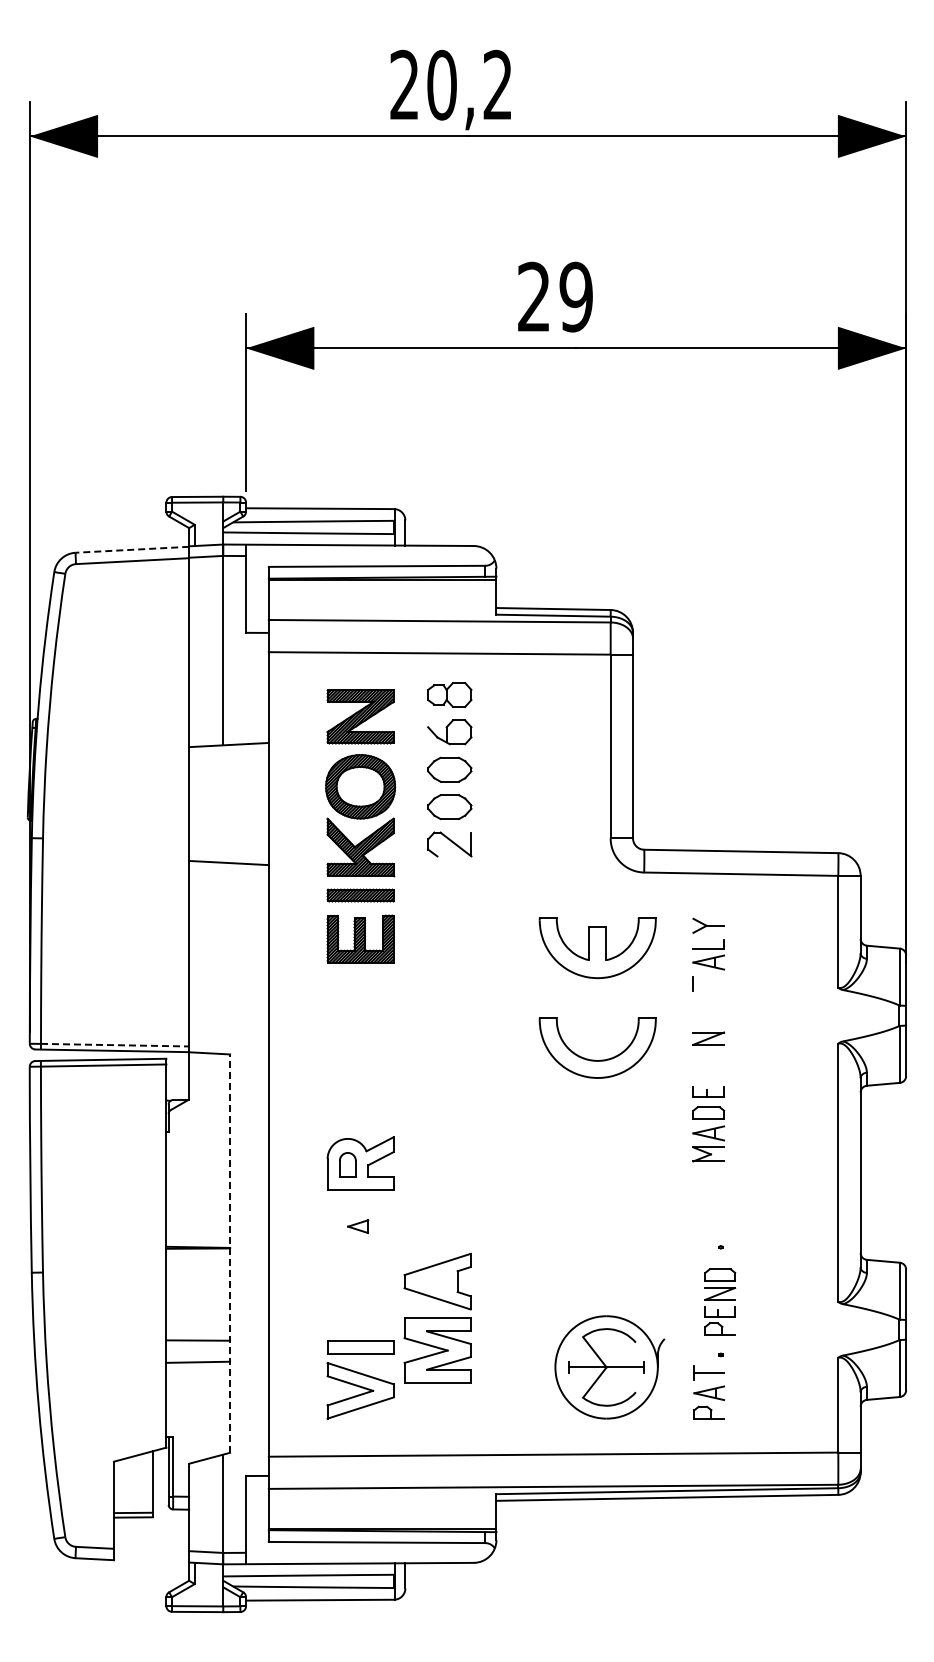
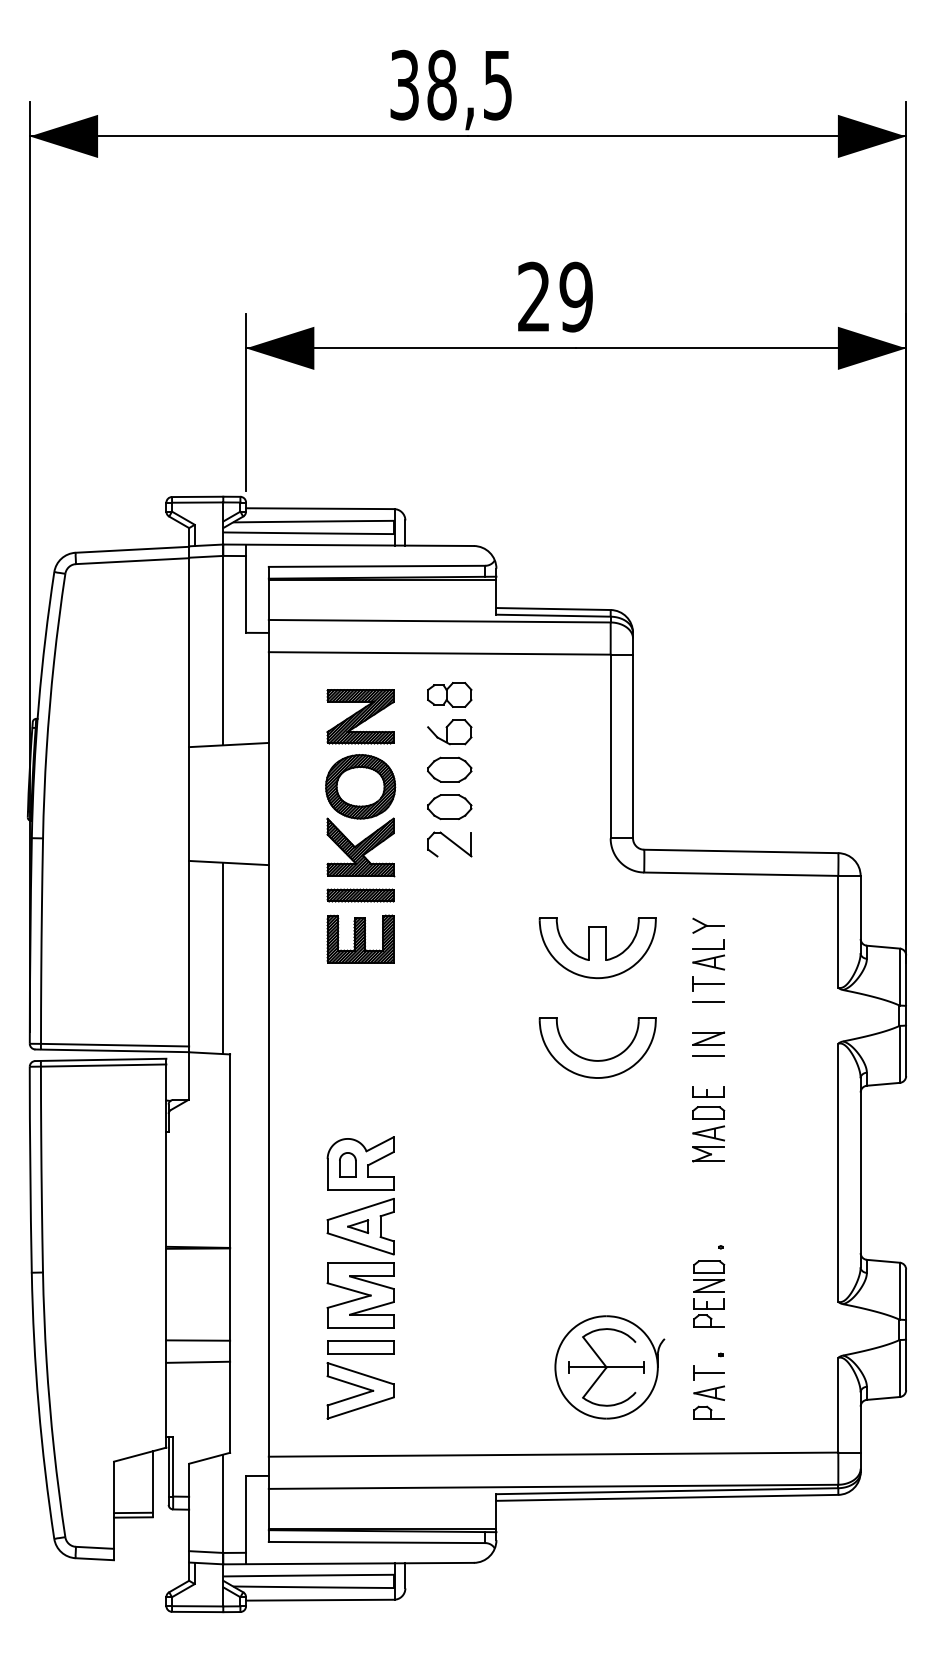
text: 20,2 -> 38,5 (450, 84)
line: dashed -> solid (132, 549)
line: none -> present (223, 958)
line: none -> present (708, 983)
line: none -> present (708, 1001)
line: dashed -> solid (115, 1045)
line: none -> present (708, 1055)
line: dashed -> solid (230, 1253)
part position: (720, 1301) -> (709, 1293) (709, 1293)
part position: (437, 1318) -> (360, 1263) (360, 1263)
